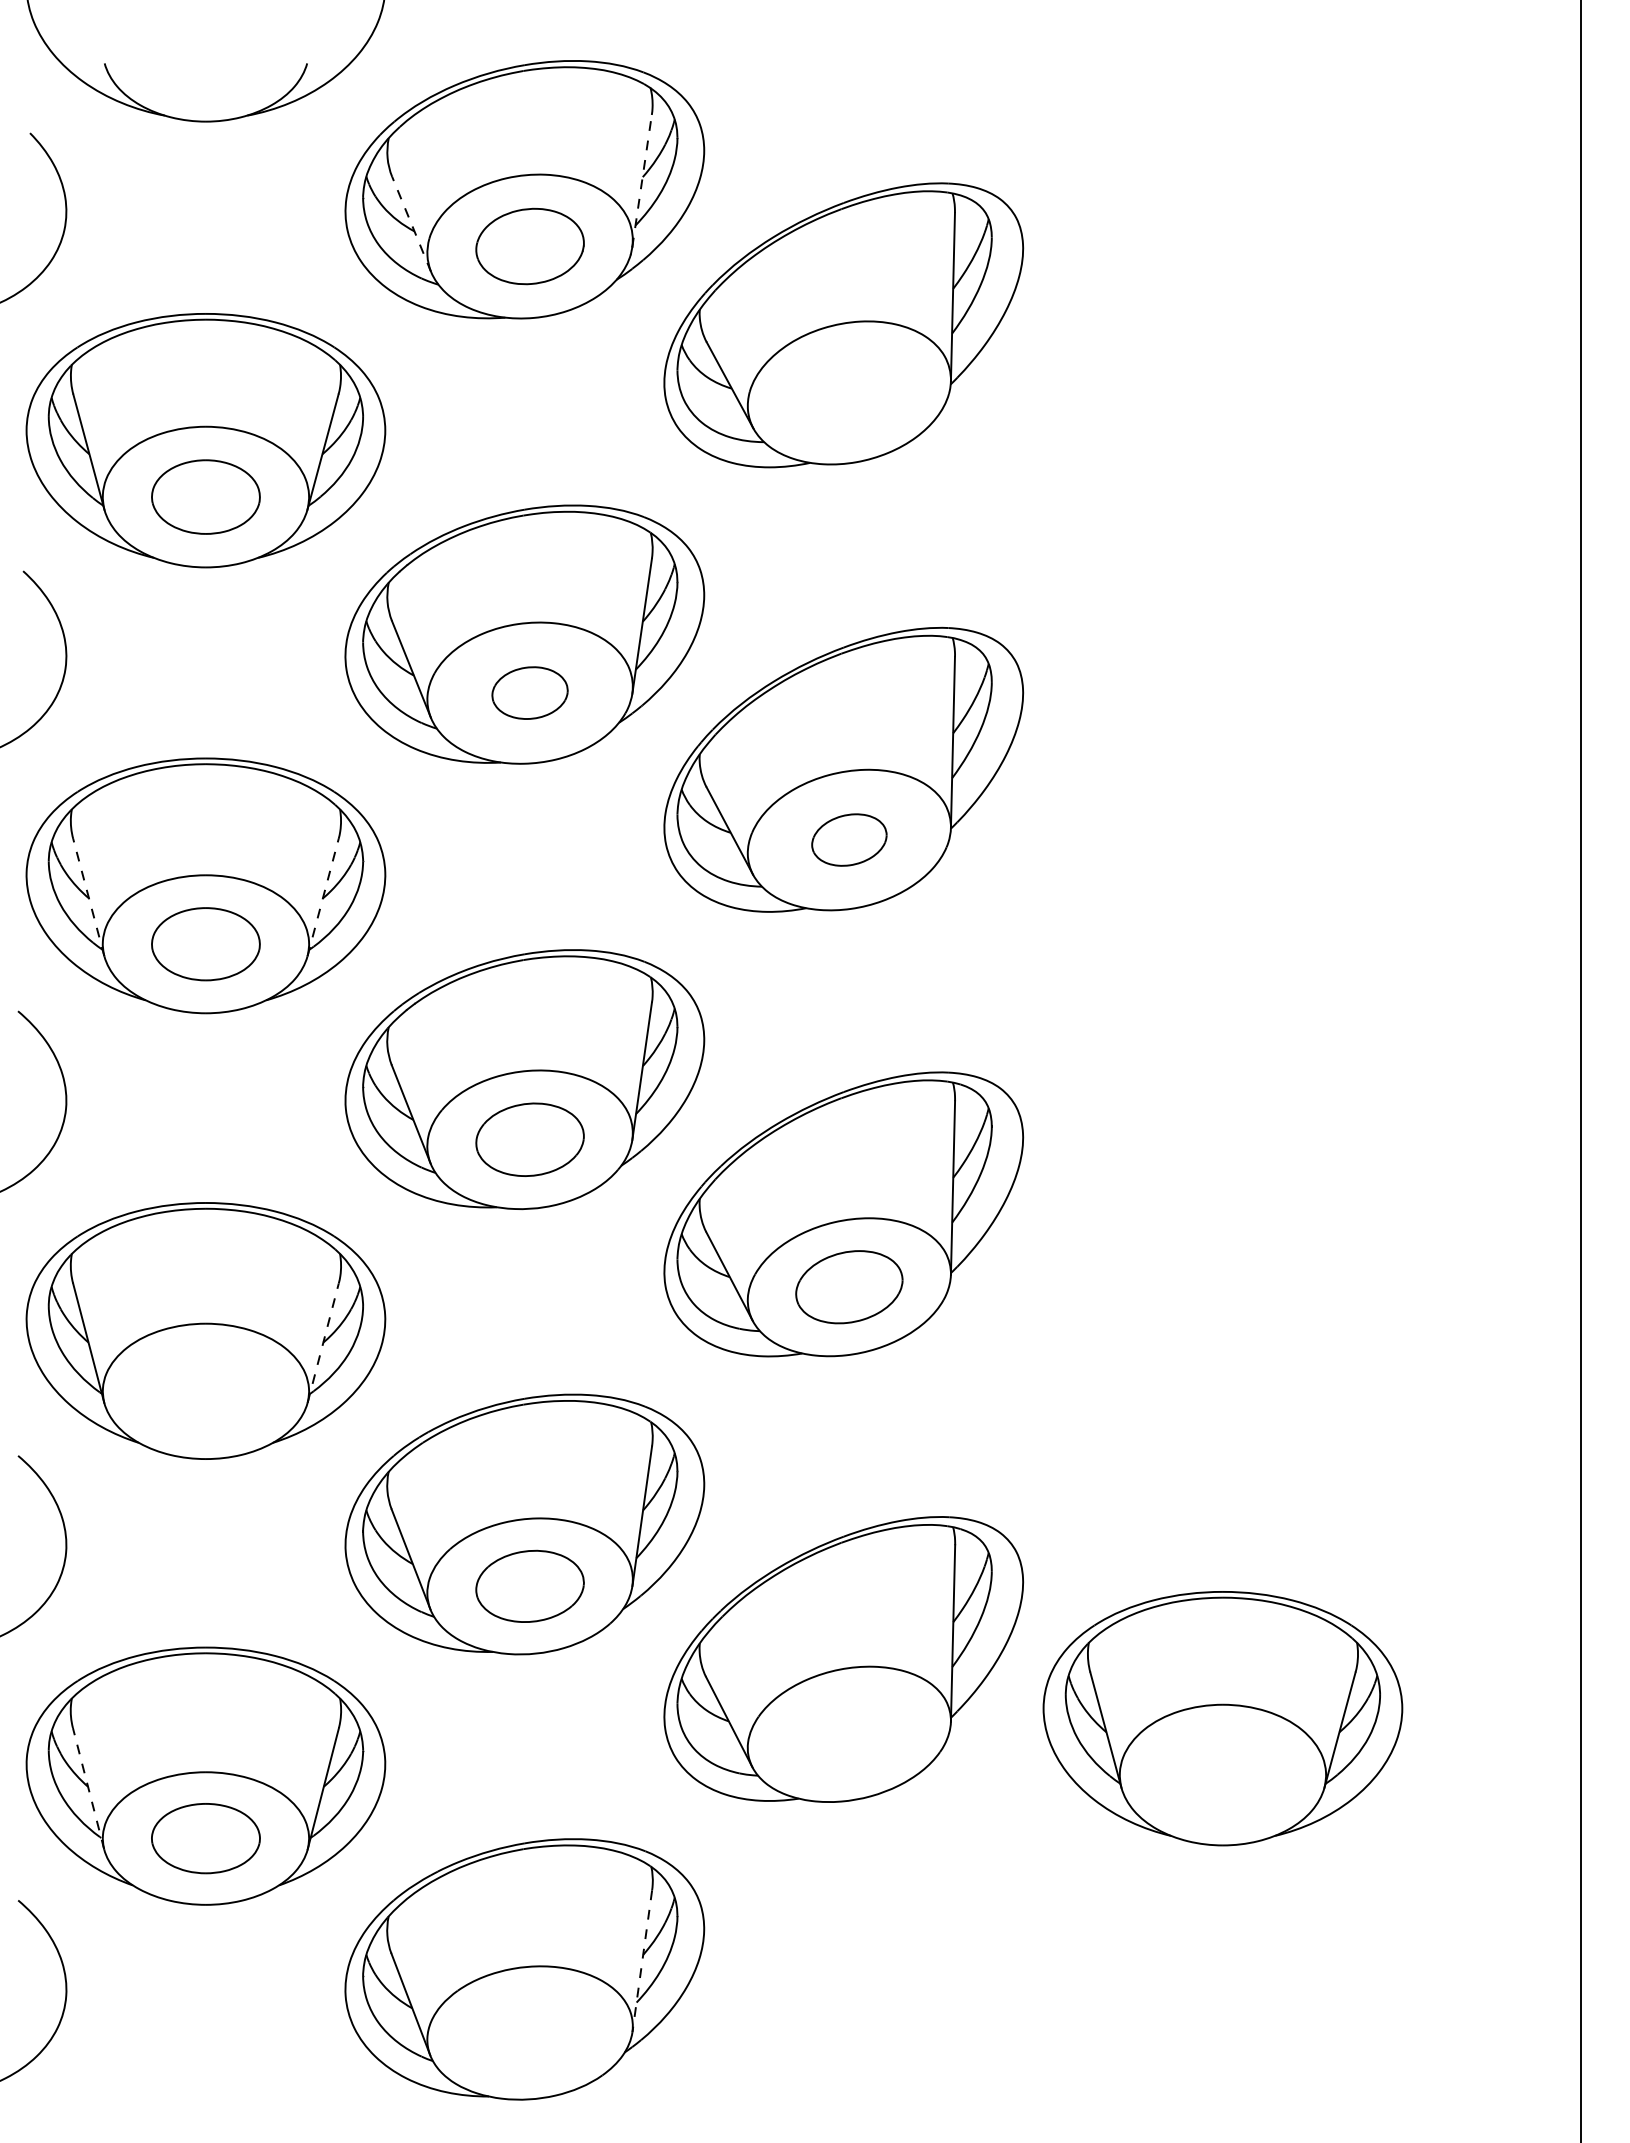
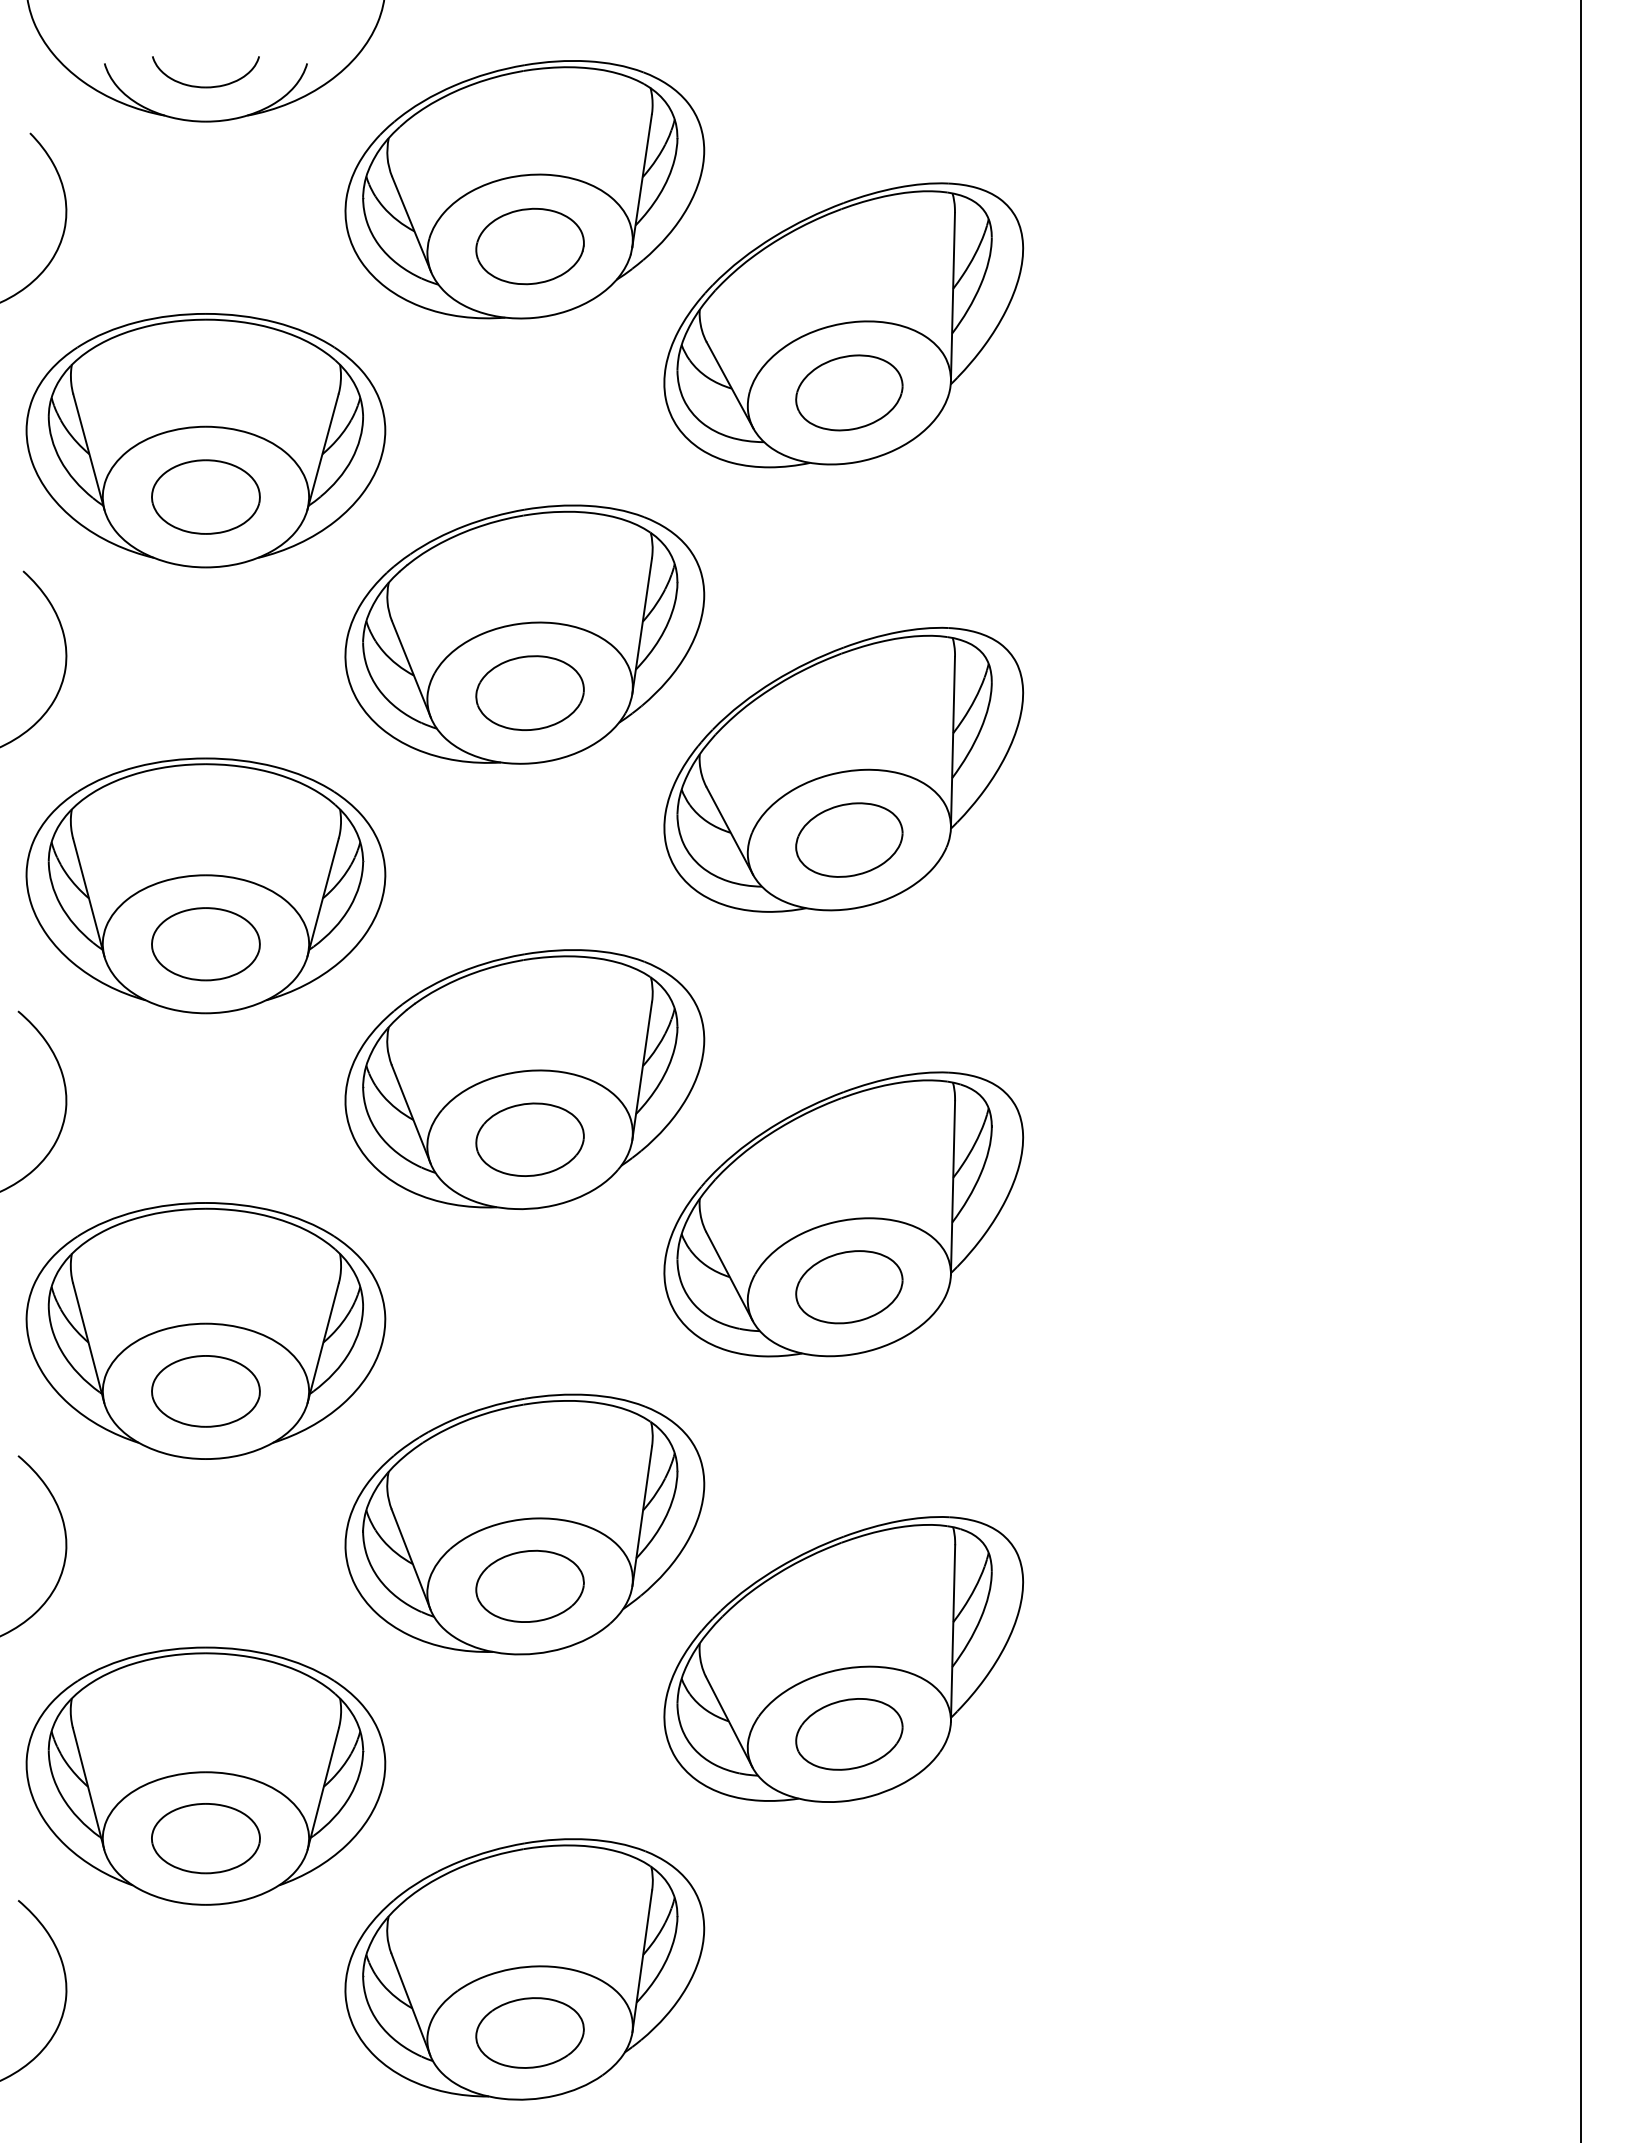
part: none -> present (205, 86)
line: dashed -> solid (642, 181)
line: dashed -> solid (411, 223)
part: none -> present (849, 392)
part size: 78x54 px -> 110x76 px (529, 692)
part size: 77x54 px -> 109x76 px (849, 839)
line: dashed -> solid (88, 897)
line: dashed -> solid (323, 897)
line: dashed -> solid (323, 1343)
part: none -> present (205, 1391)
part: present -> none (1222, 1718)
part: none -> present (849, 1734)
line: dashed -> solid (88, 1788)
line: dashed -> solid (642, 1961)
part: none -> present (529, 2032)
